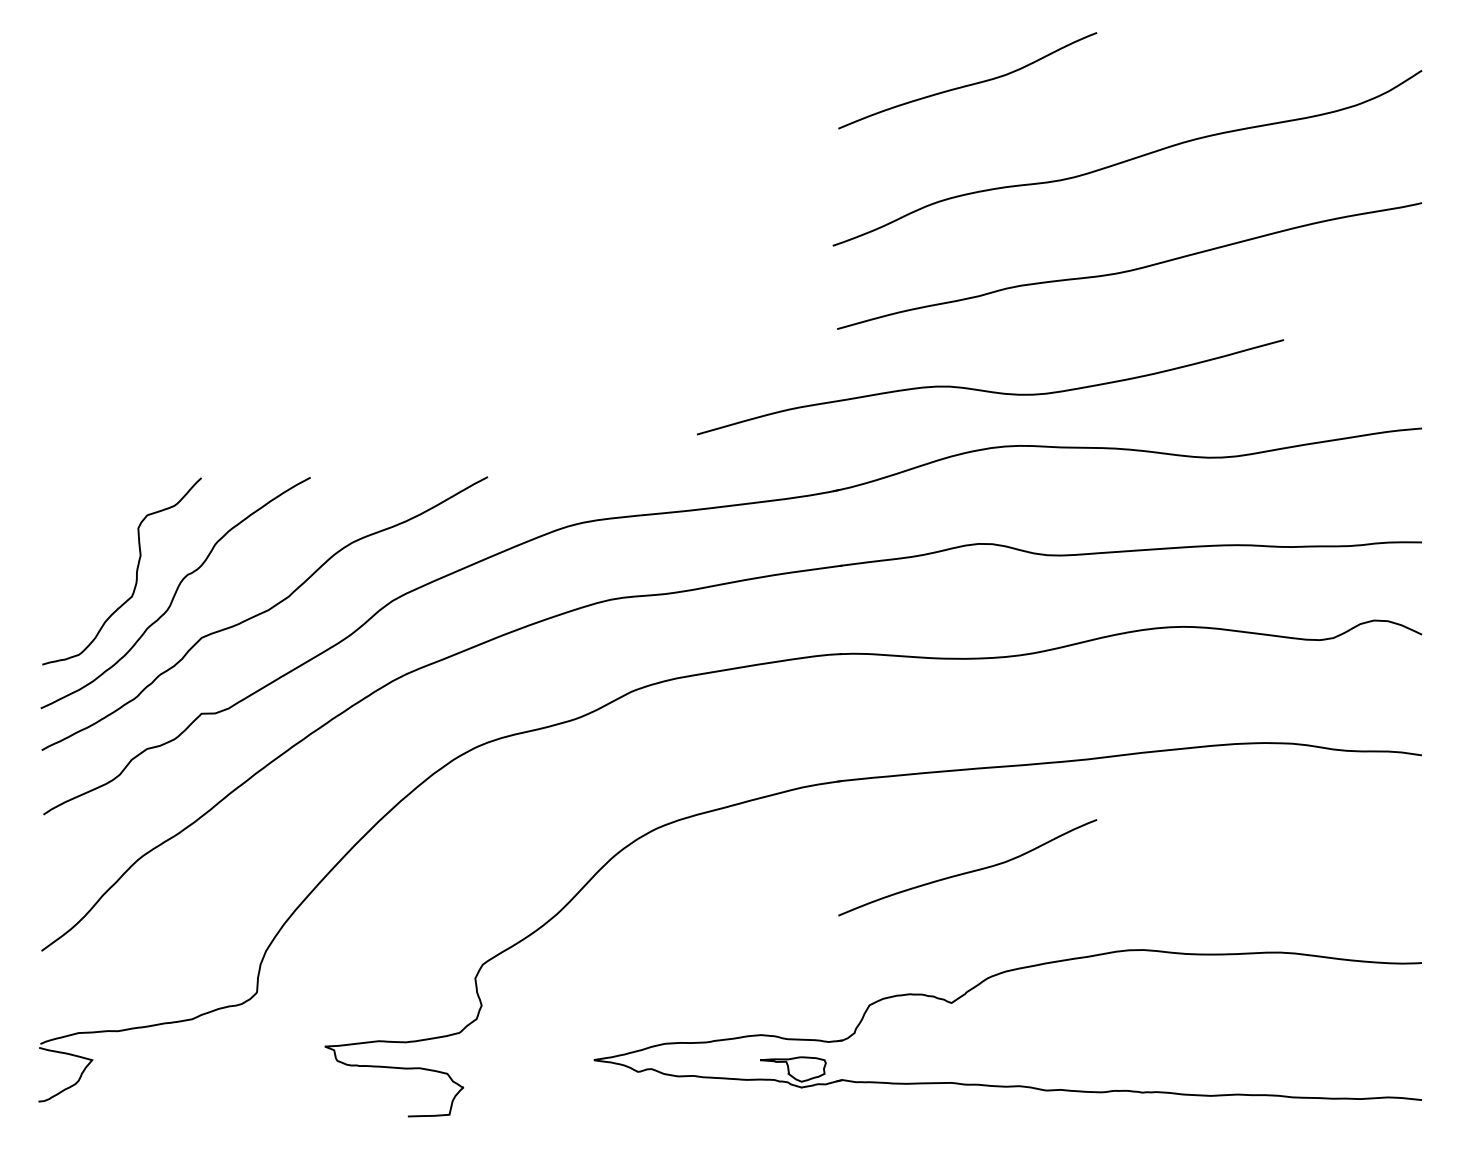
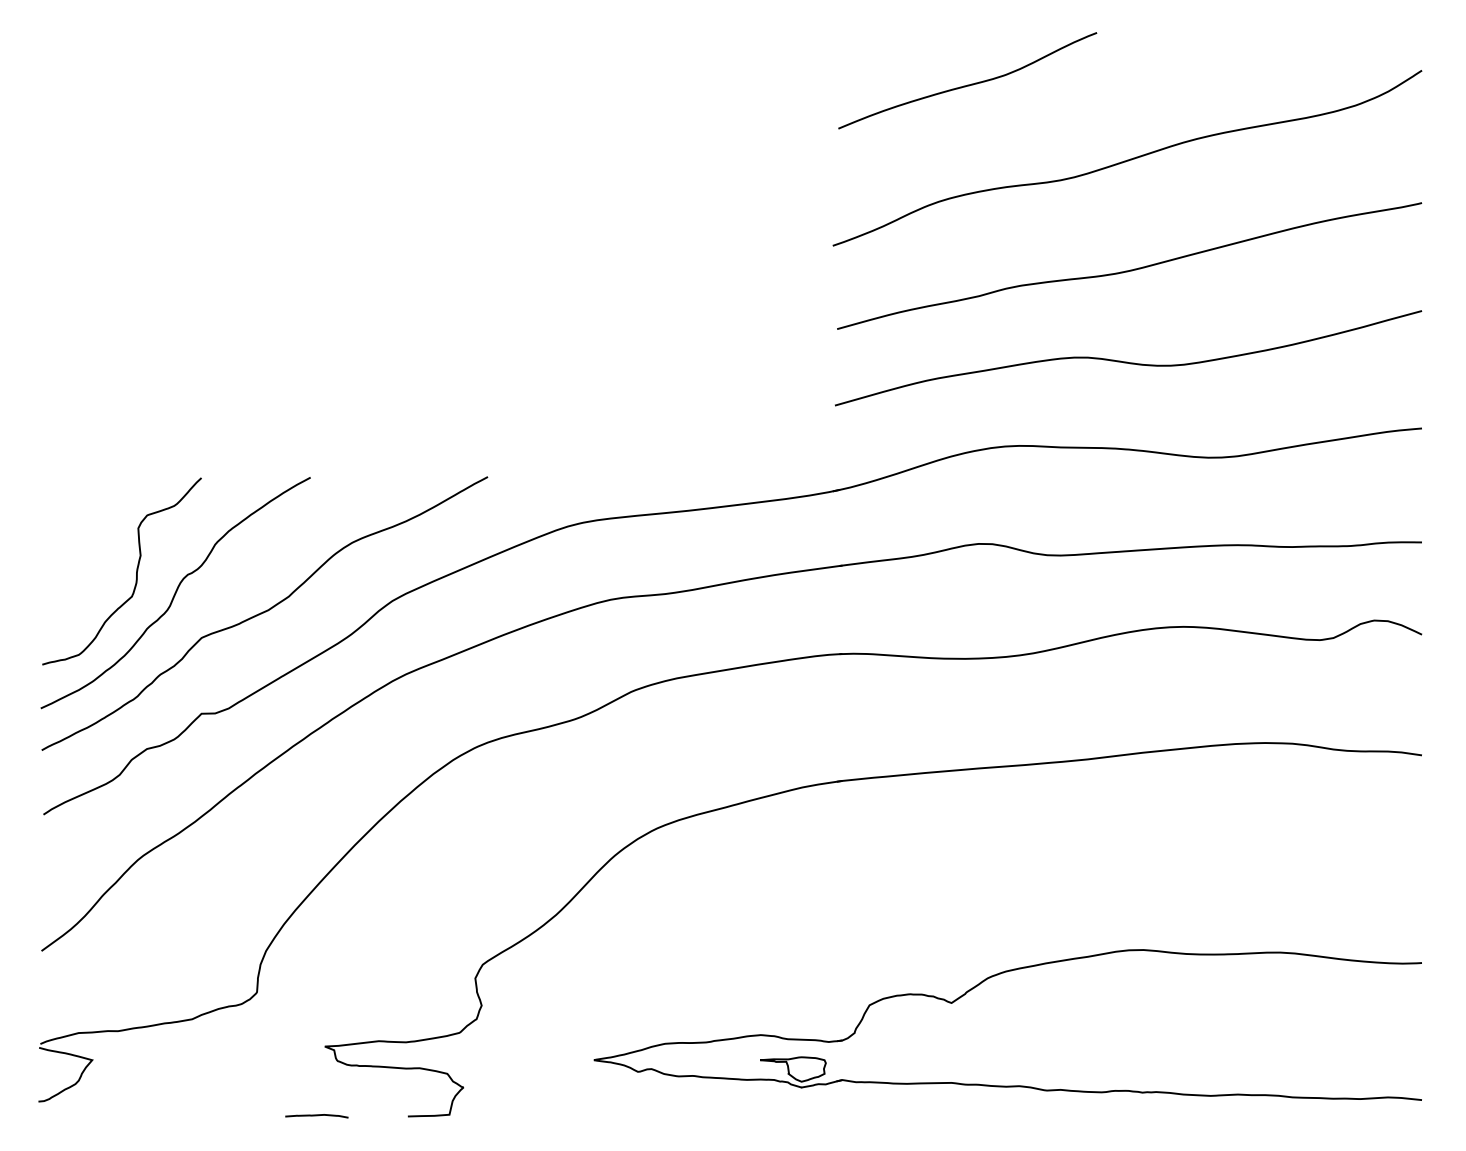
curve position: (989, 390) -> (1127, 361) (1127, 361)
curve: present -> none (967, 871)
curve: none -> present (316, 1116)
